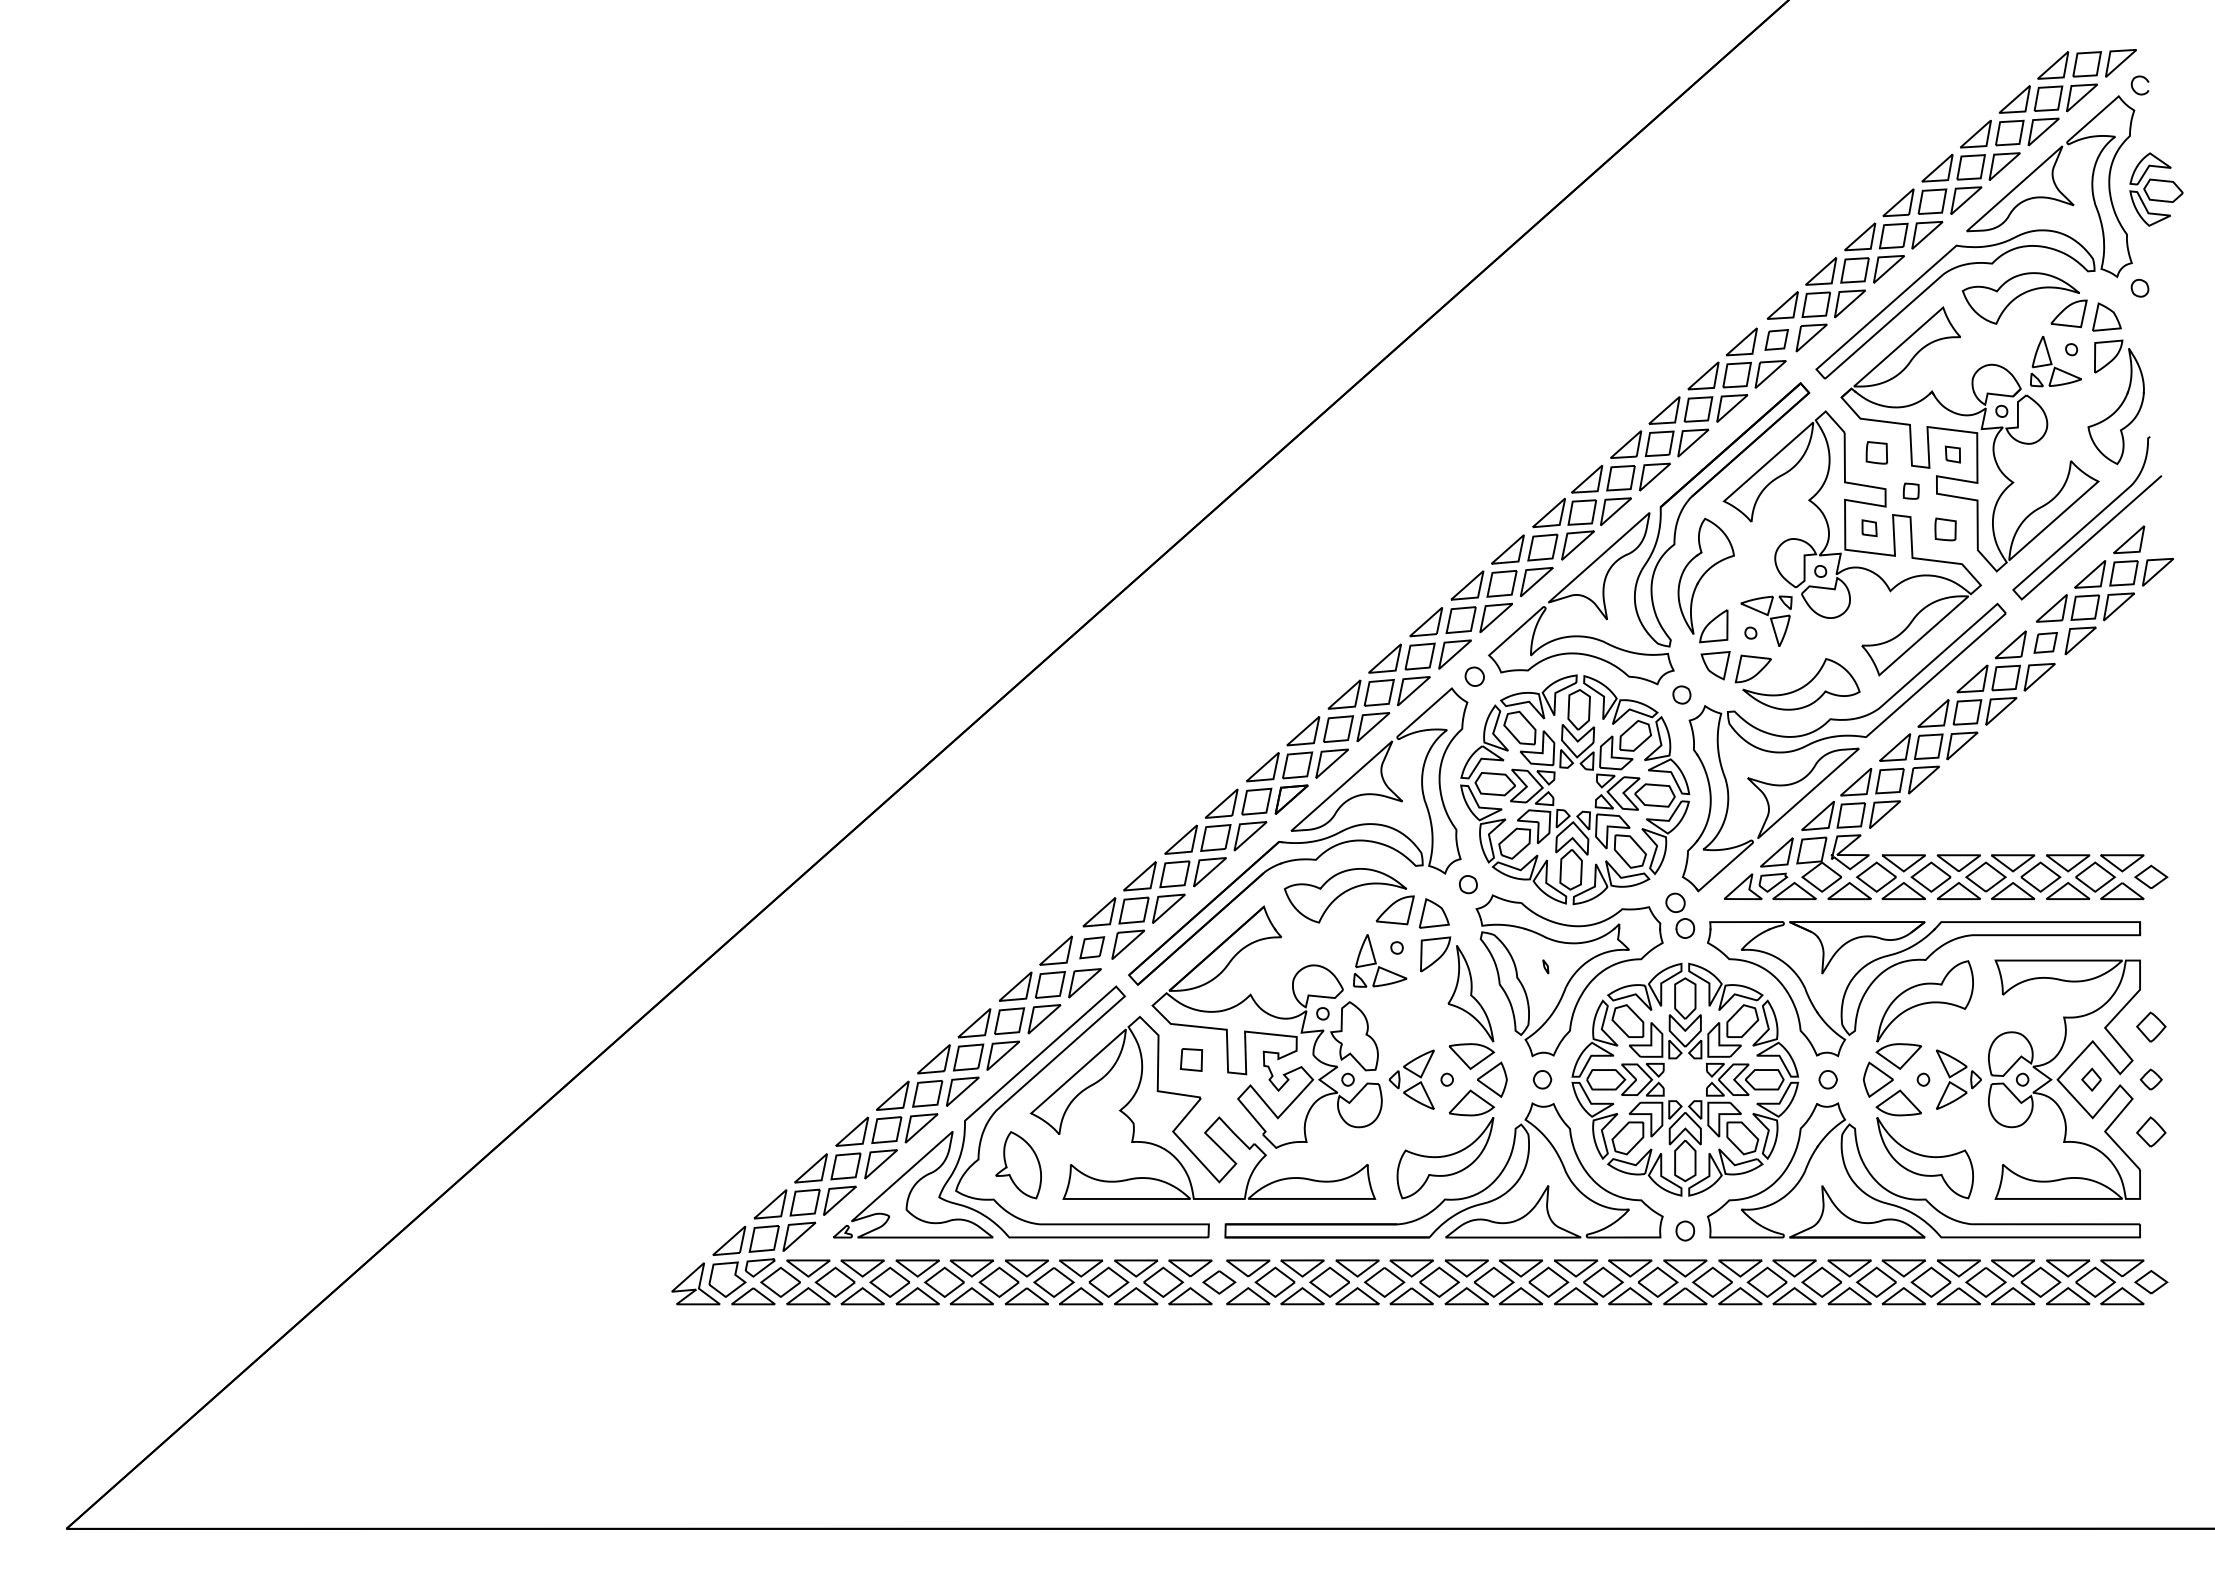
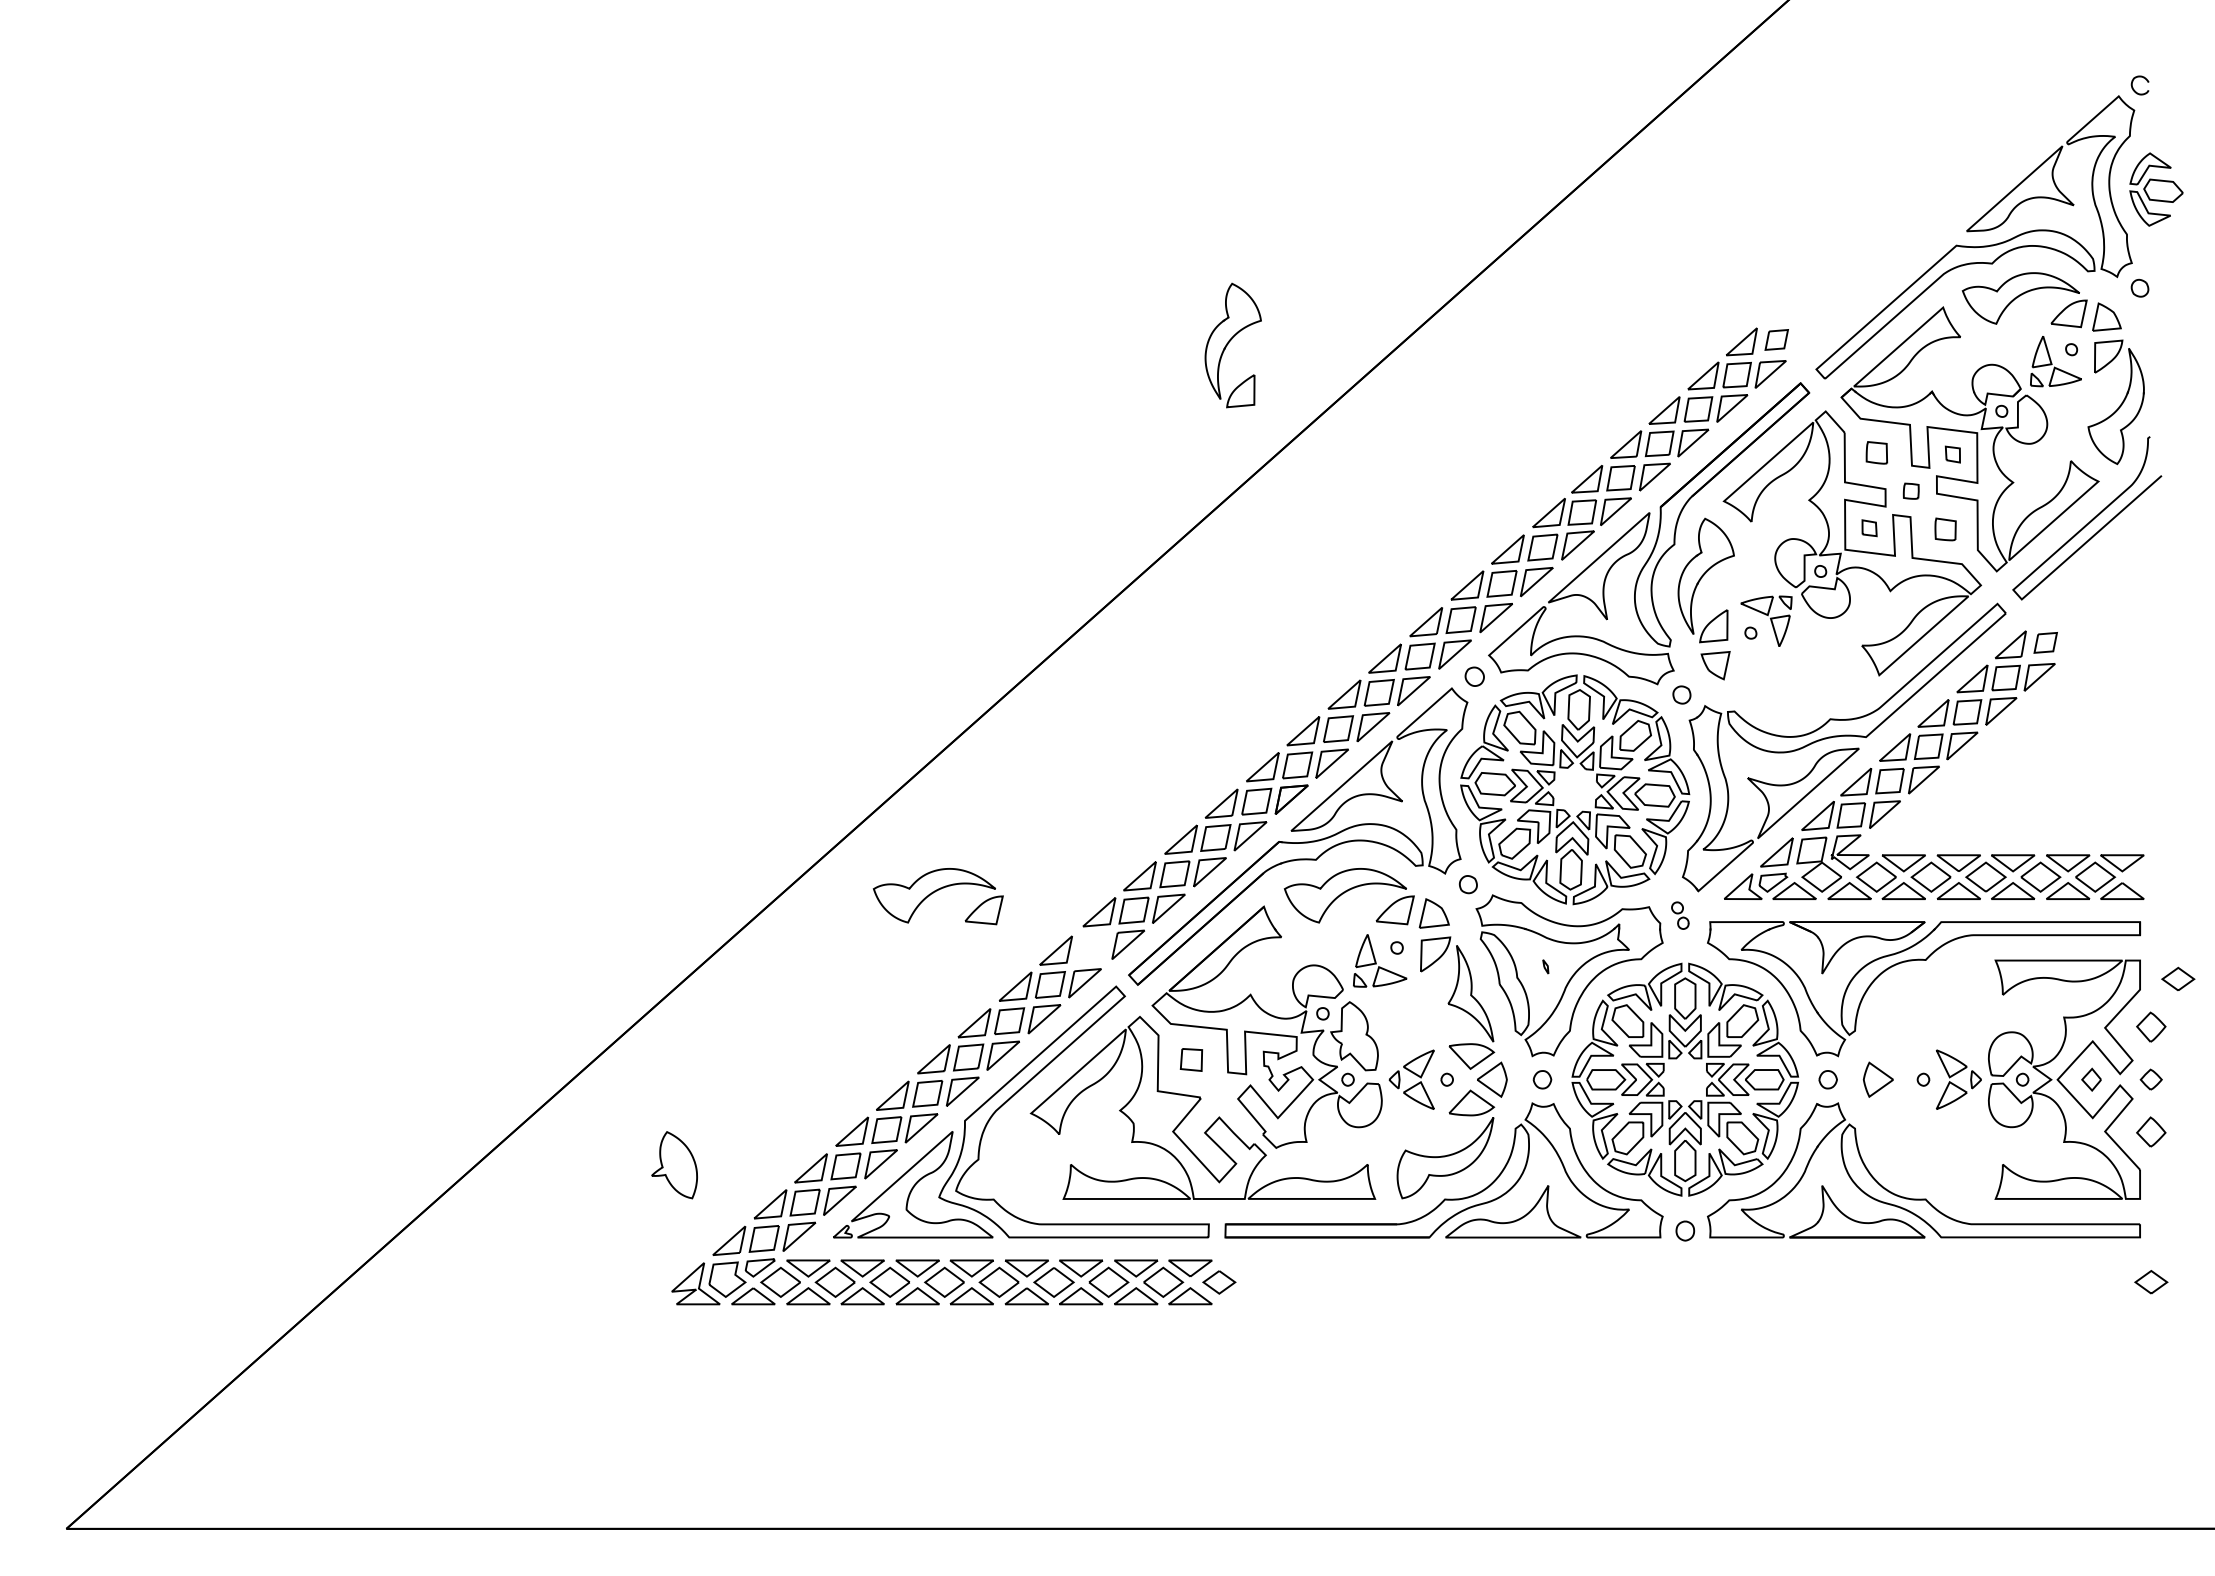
part: present -> none (1951, 200)
part: none -> present (1232, 345)
part: present -> none (2104, 590)
part: present -> none (1797, 682)
part position: (2151, 876) -> (2178, 978) (2178, 978)
part: none -> present (937, 896)
part size: 31x47 px -> 19x29 px (1680, 915)
part: present -> none (1092, 947)
part: present -> none (1921, 1005)
part: present -> none (1923, 1154)
part position: (1018, 1165) -> (674, 1165) (674, 1165)
part: present -> none (1685, 1282)
